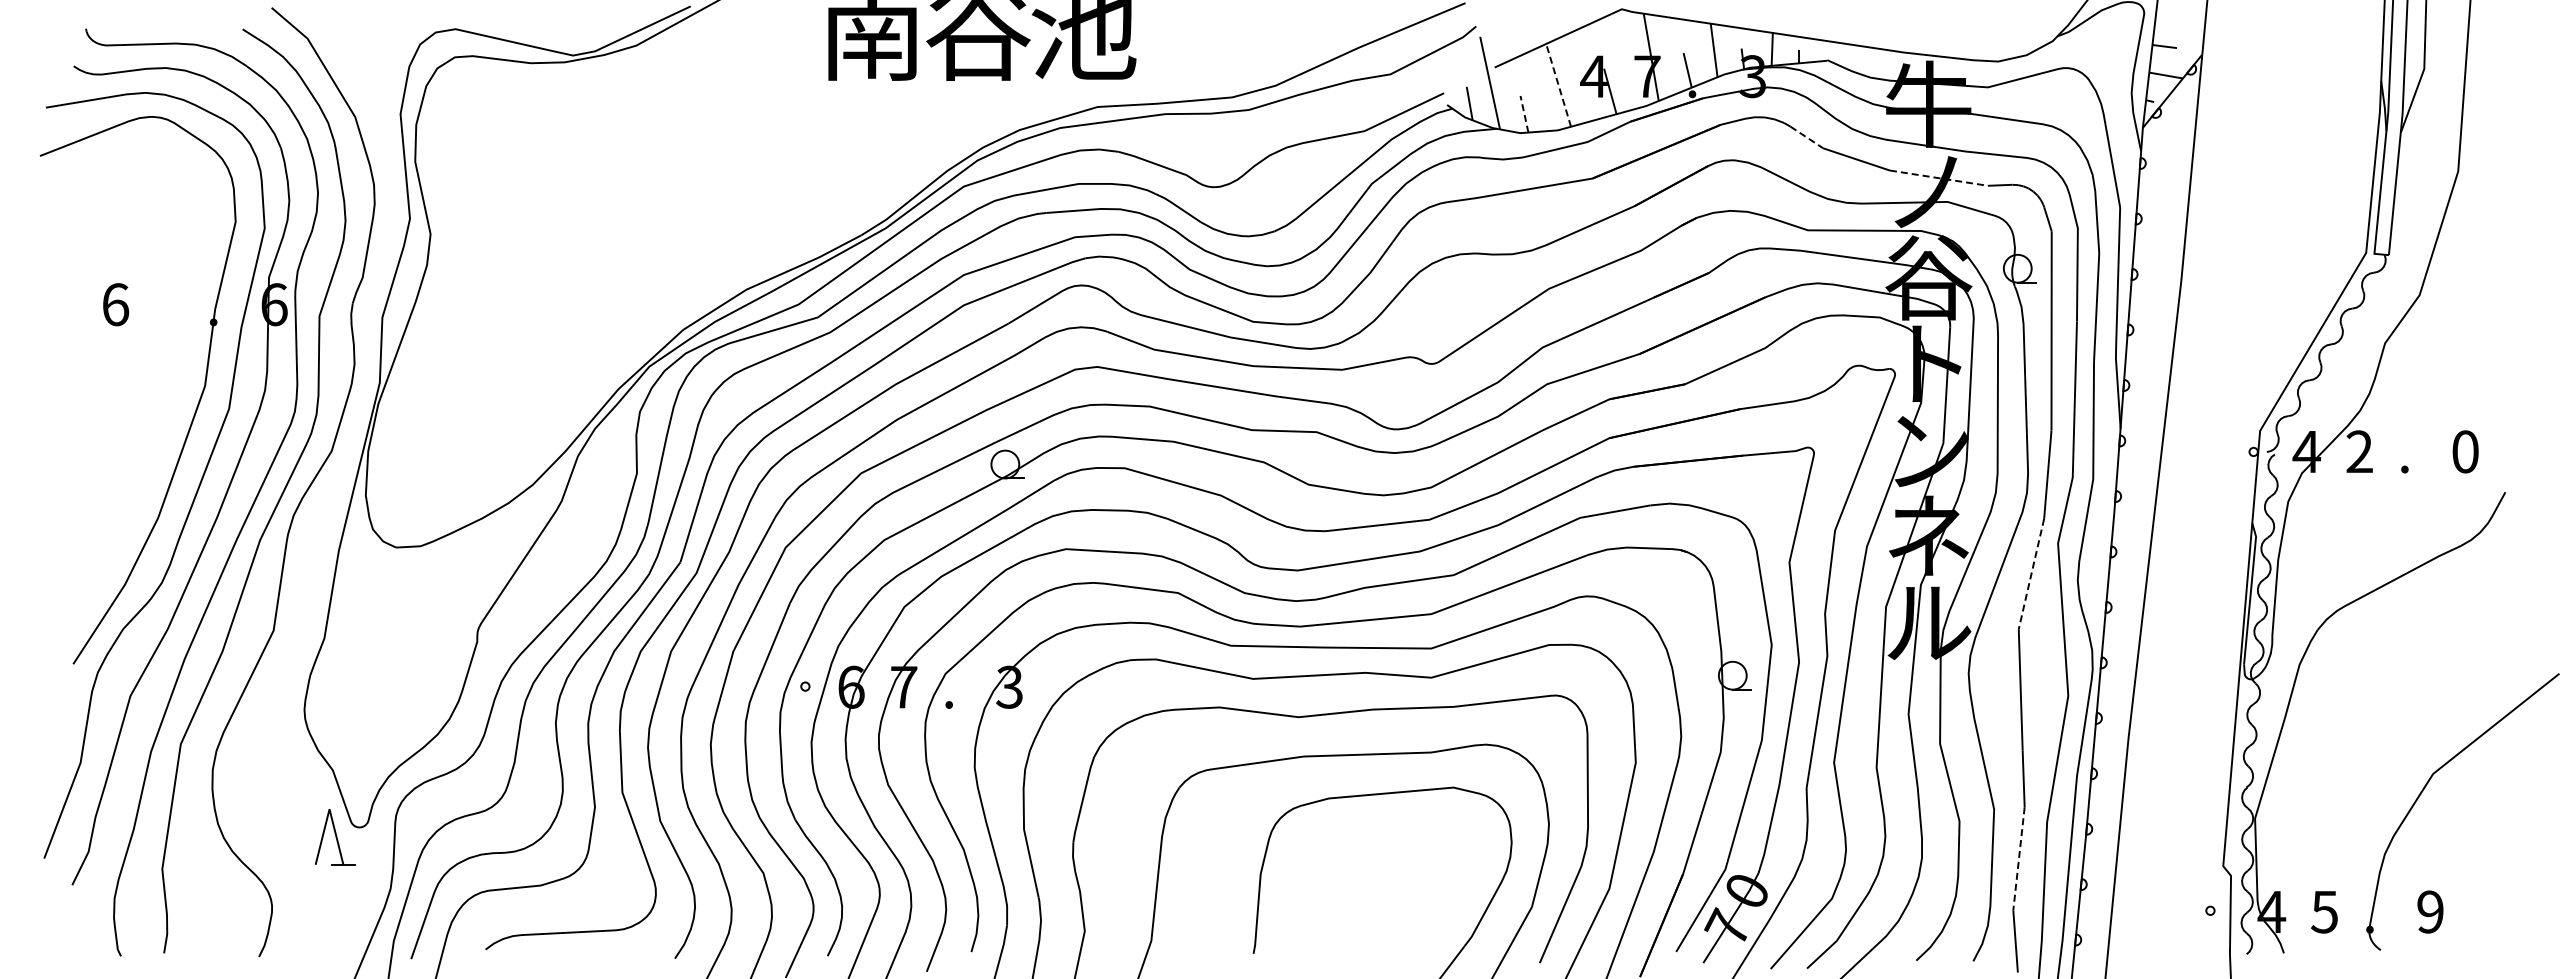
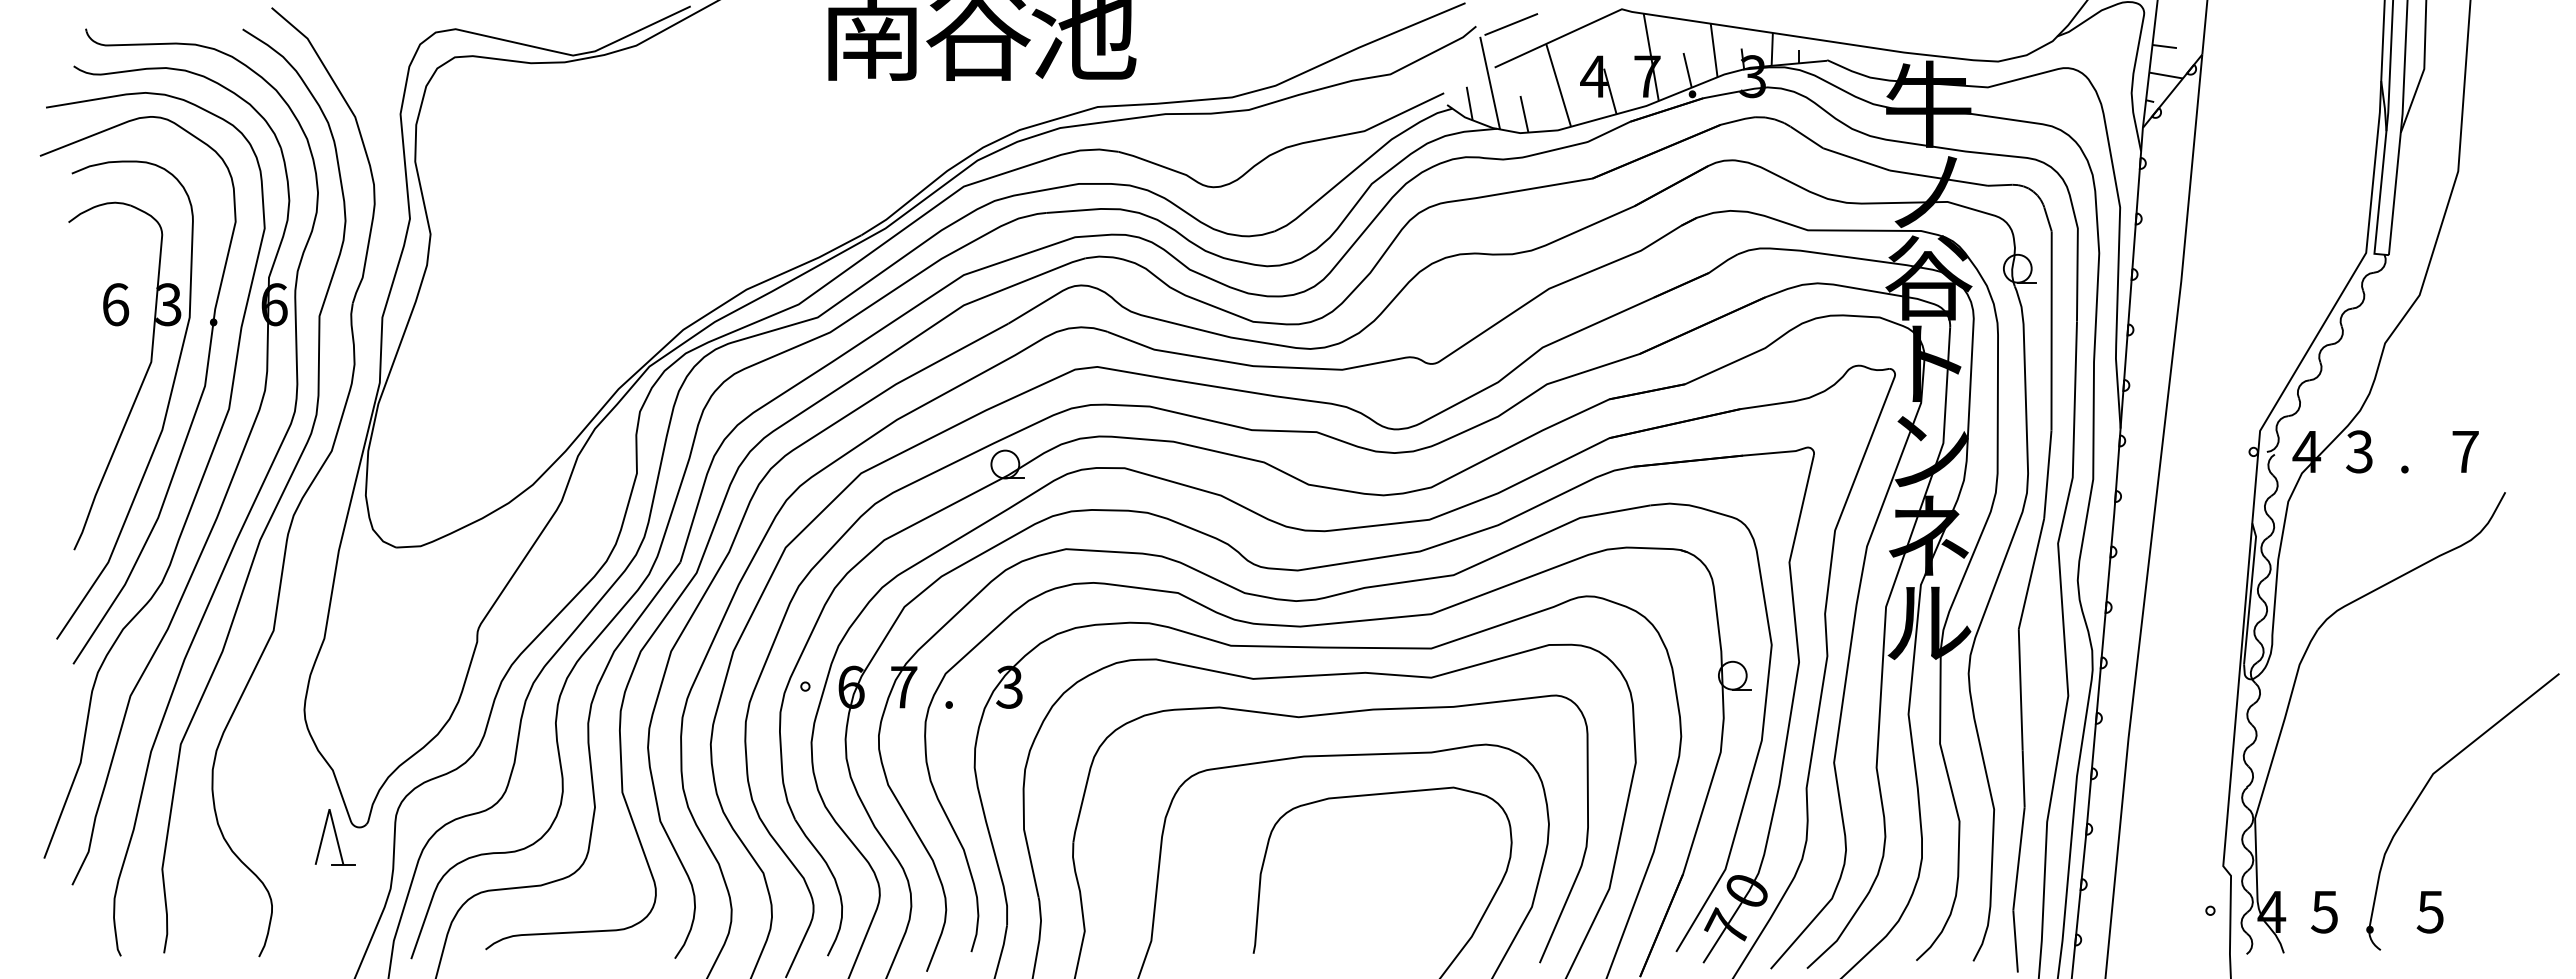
line: none -> present (1511, 24)
line: dashed -> solid (1558, 84)
line: dashed -> solid (1524, 114)
line: dashed -> solid (1806, 137)
line: dashed -> solid (1938, 178)
part: none -> present (133, 401)
text: 2 -> 3 (2359, 451)
text: 0 -> 7 (2465, 451)
line: dashed -> solid (2031, 574)
line: dashed -> solid (2018, 858)
text: 9 -> 5 (2429, 911)
